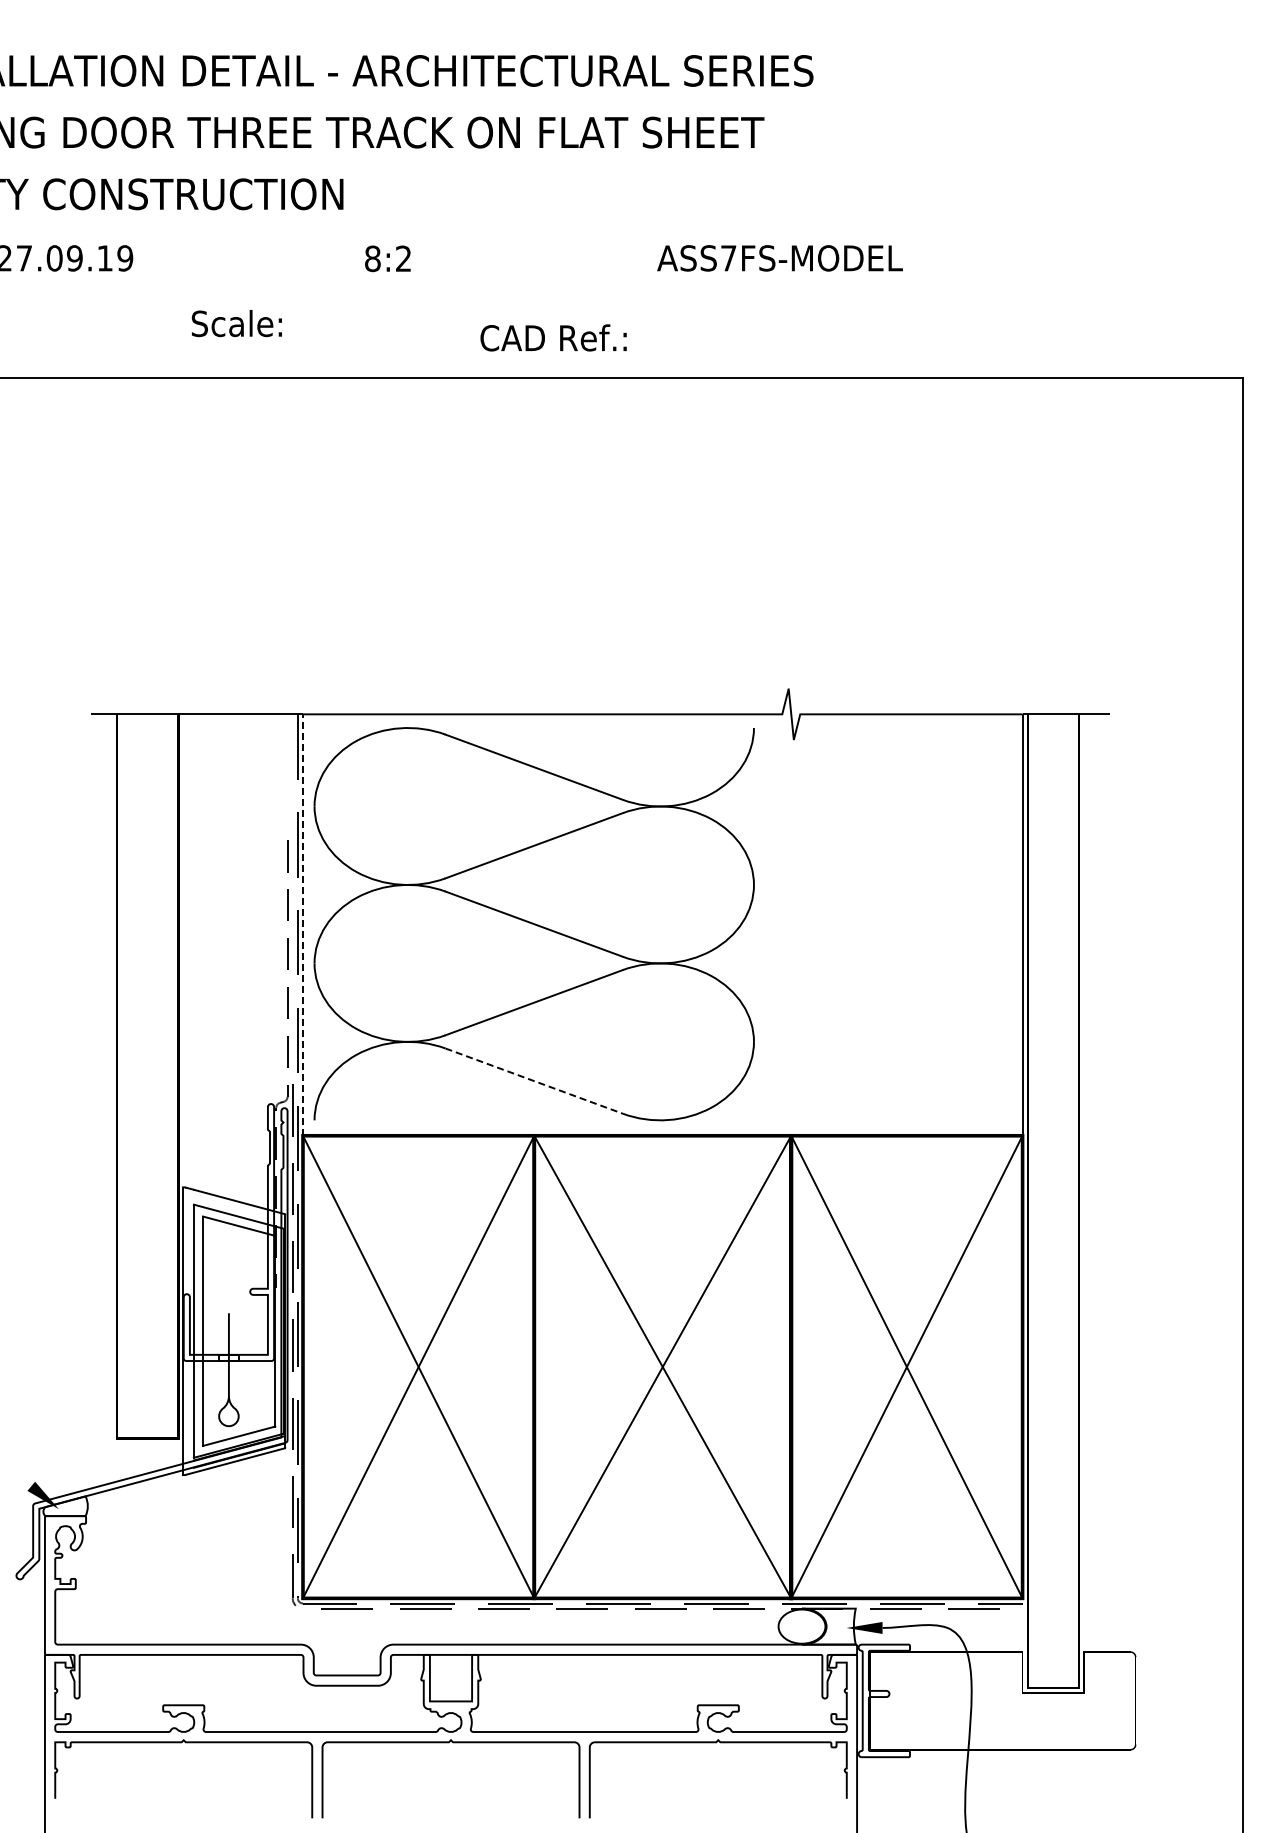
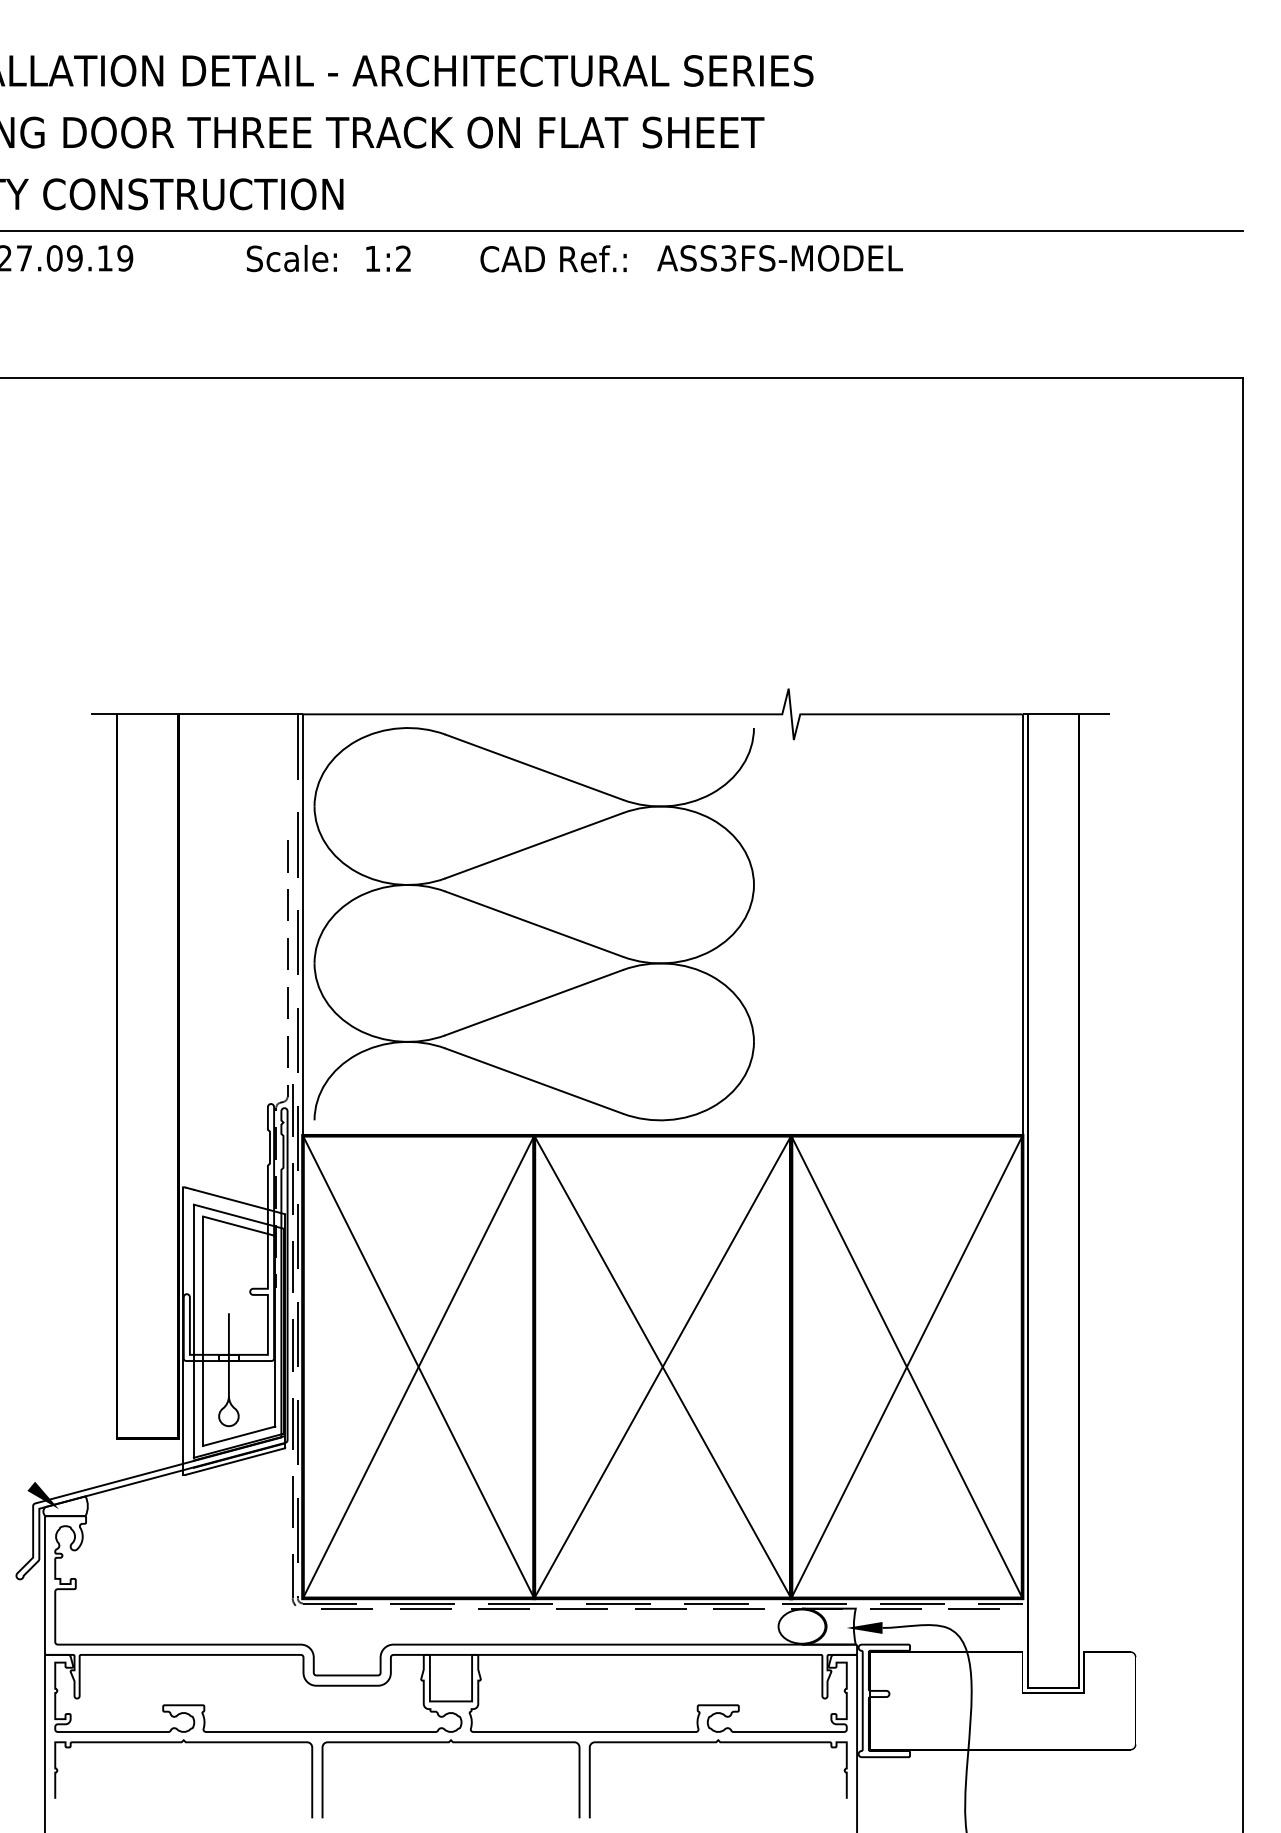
line: none -> present (622, 230)
text: 8:2 -> 1:2 (372, 258)
text: ASS7FS-MODEL -> ASS3FS-MODEL (728, 258)
text position: (236, 323) -> (291, 258) (291, 258)
text position: (553, 337) -> (553, 258) (553, 258)
line: dashed -> solid (302, 925)
line: dashed -> solid (534, 1081)
